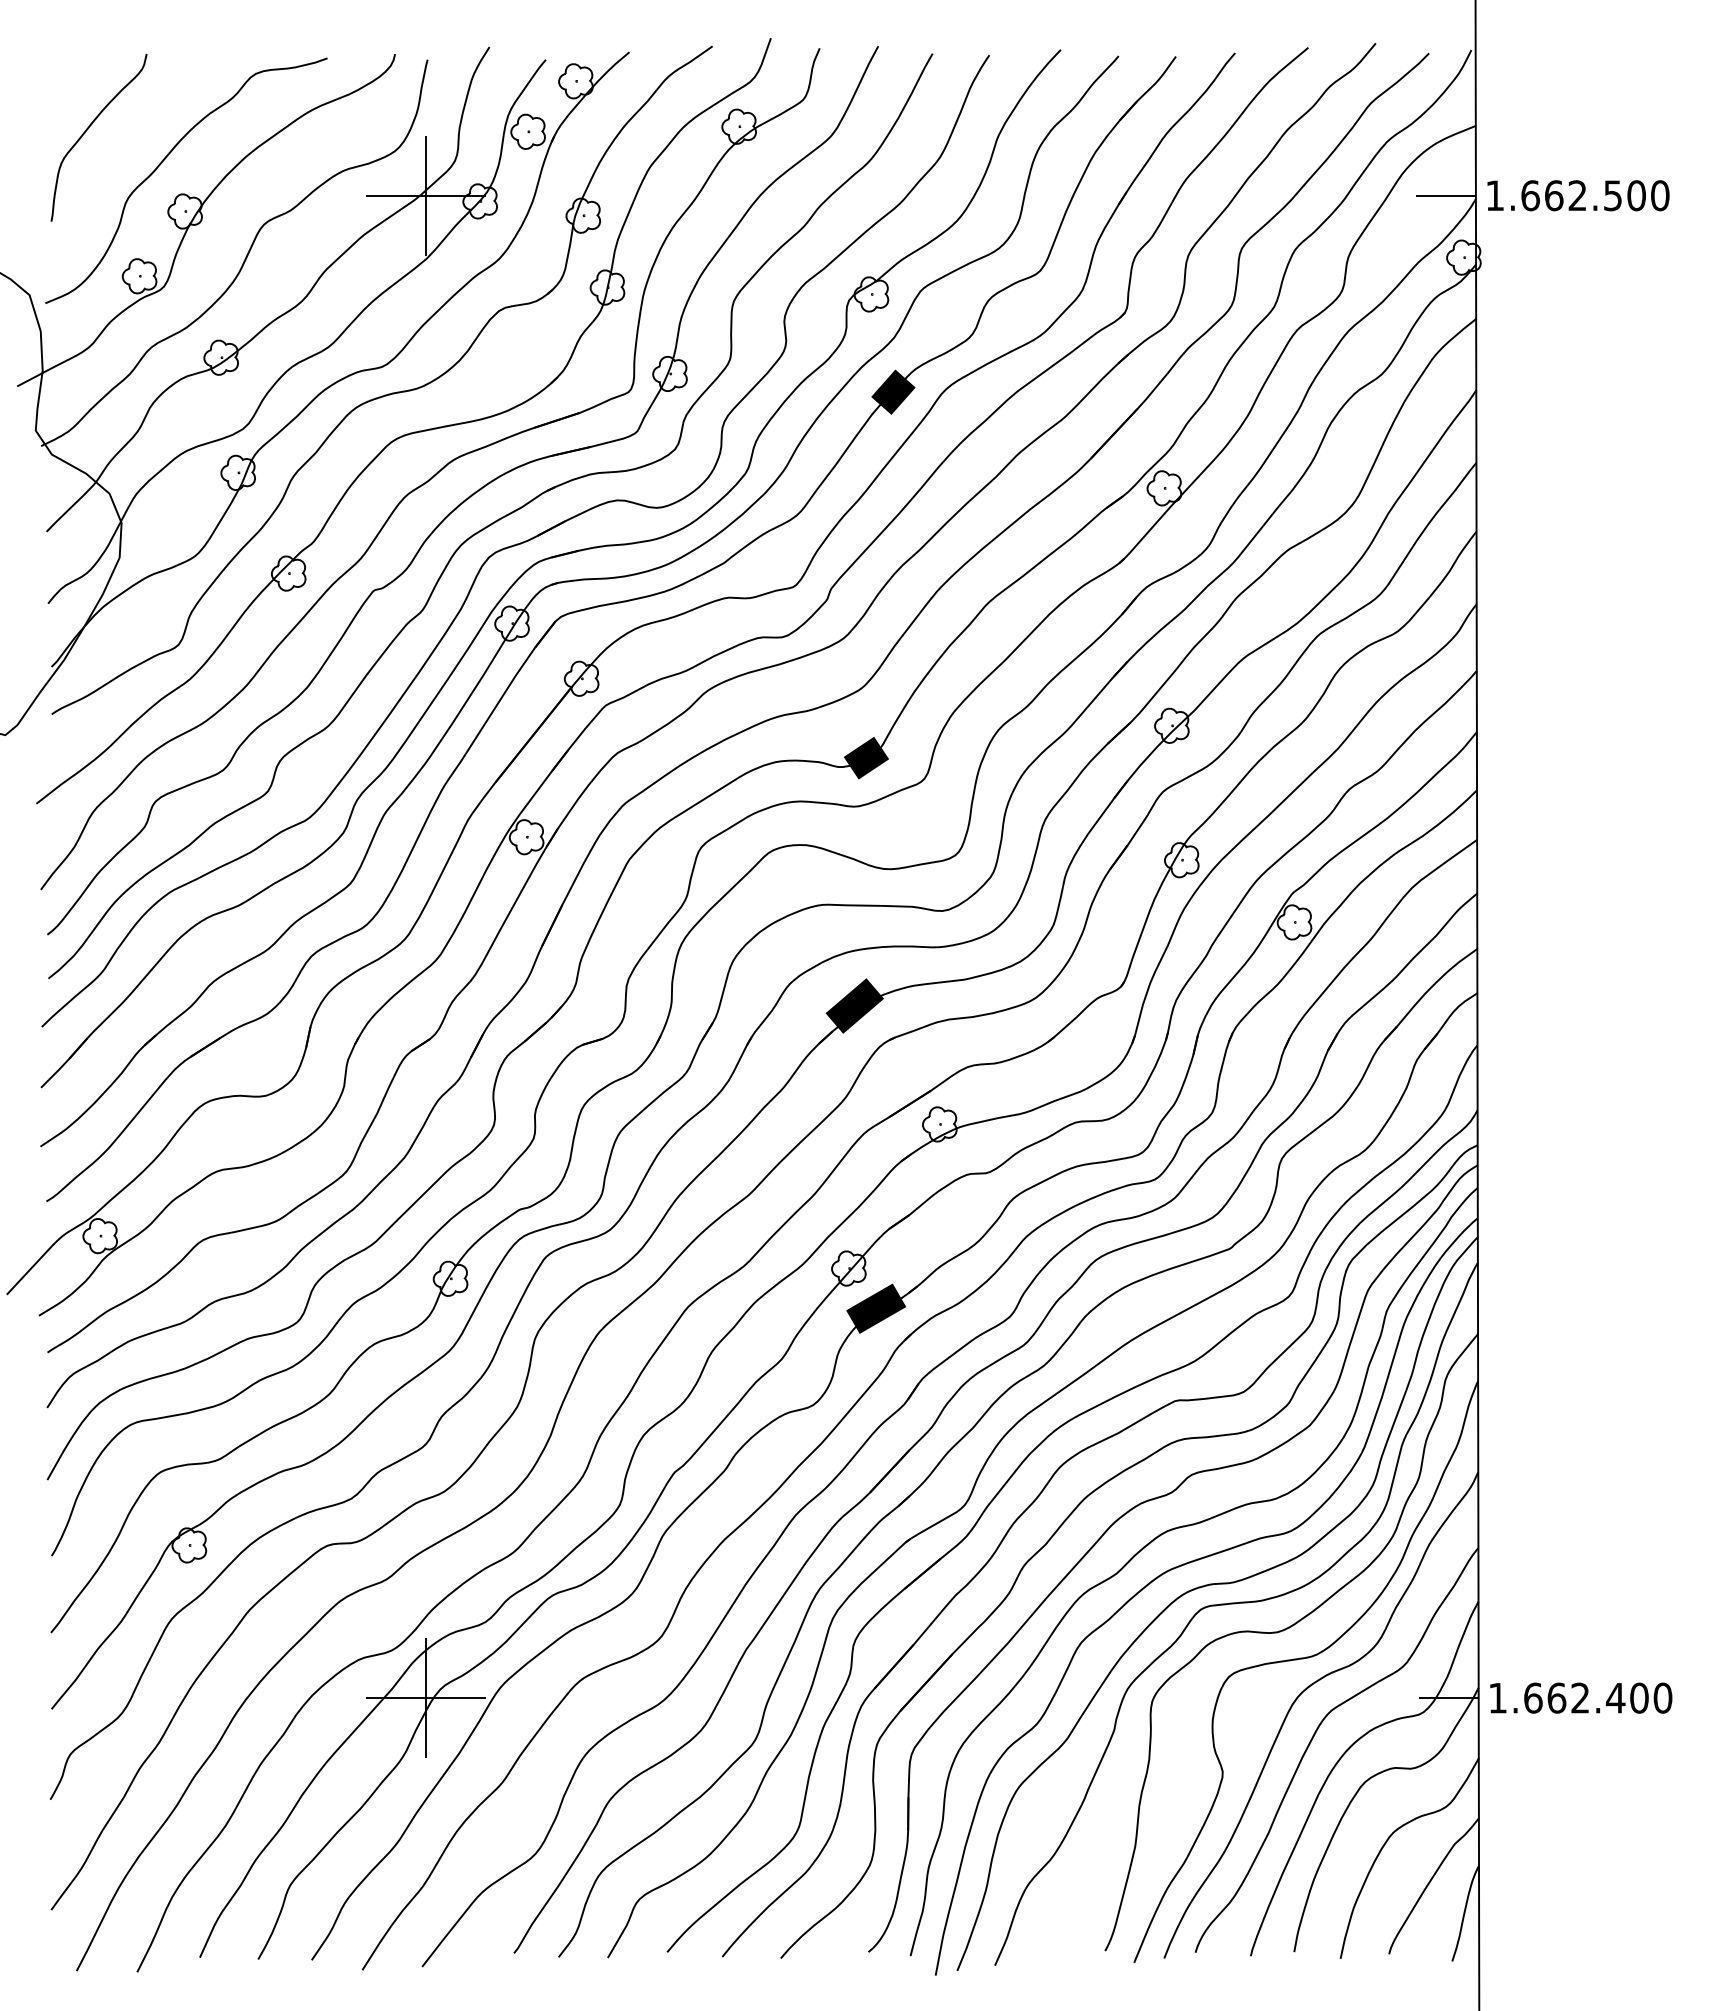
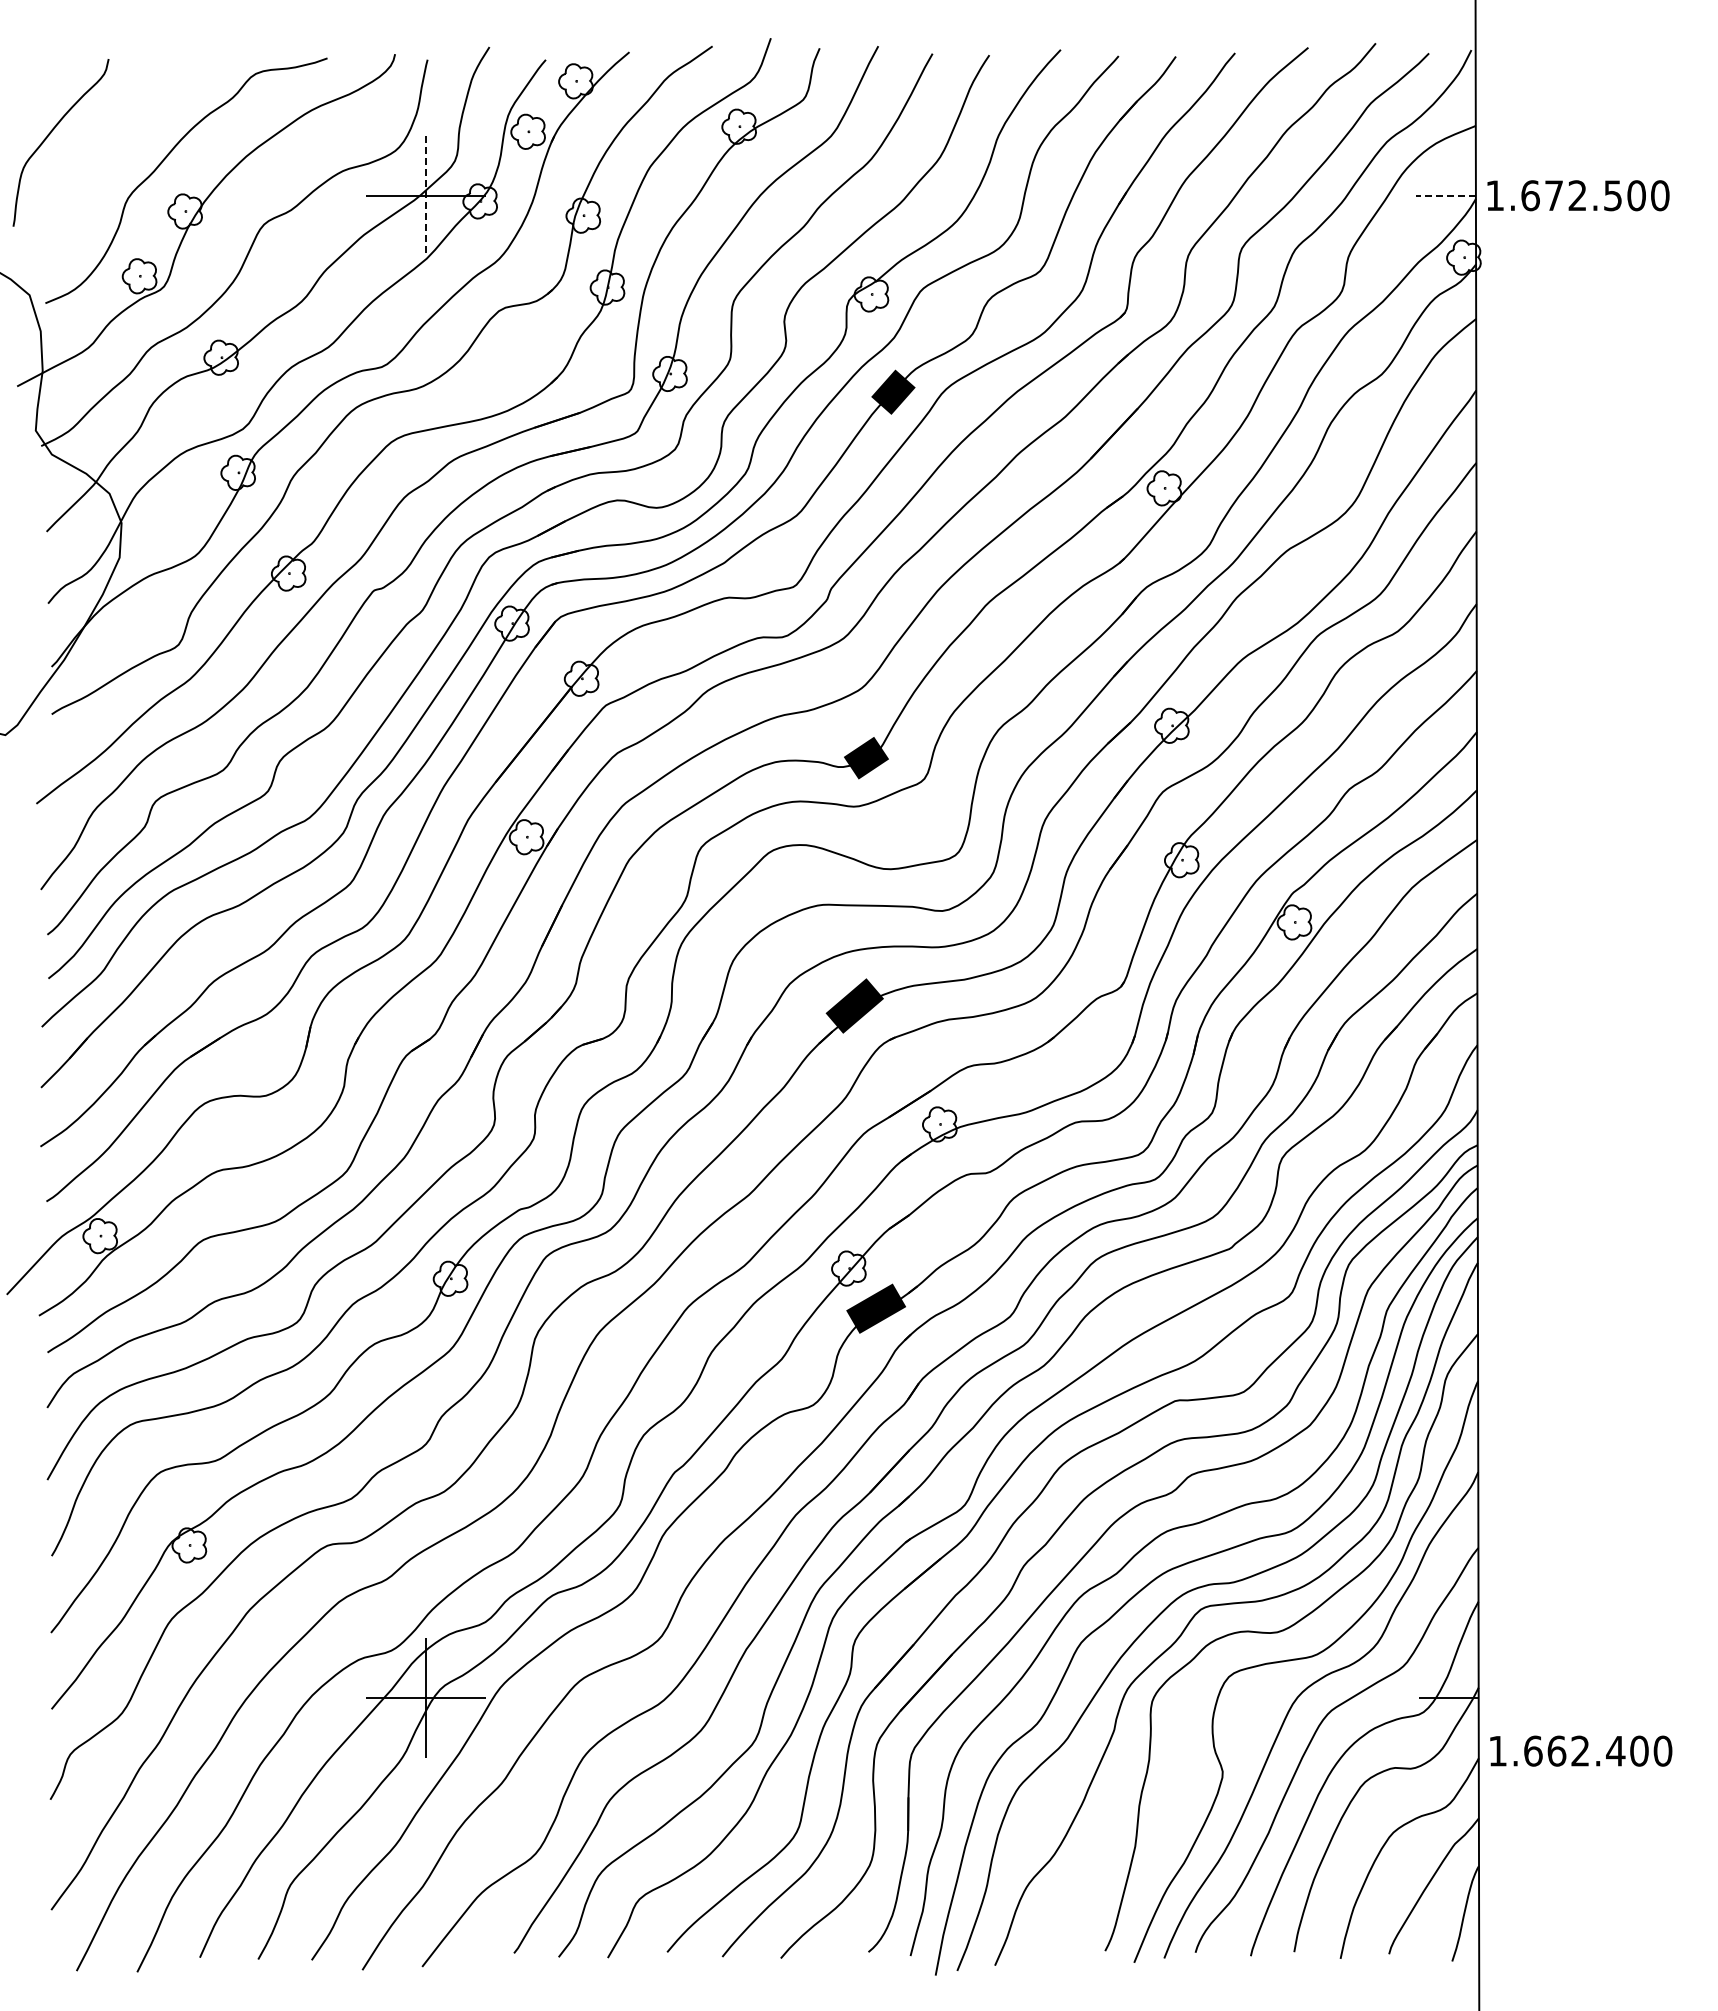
curve position: (89, 128) -> (51, 133) (51, 133)
line: solid -> dashed (1445, 195)
text: 1.662.500 -> 1.672.500 (1554, 195)
line: solid -> dashed (425, 196)
text position: (1581, 1697) -> (1581, 1750) (1581, 1750)
